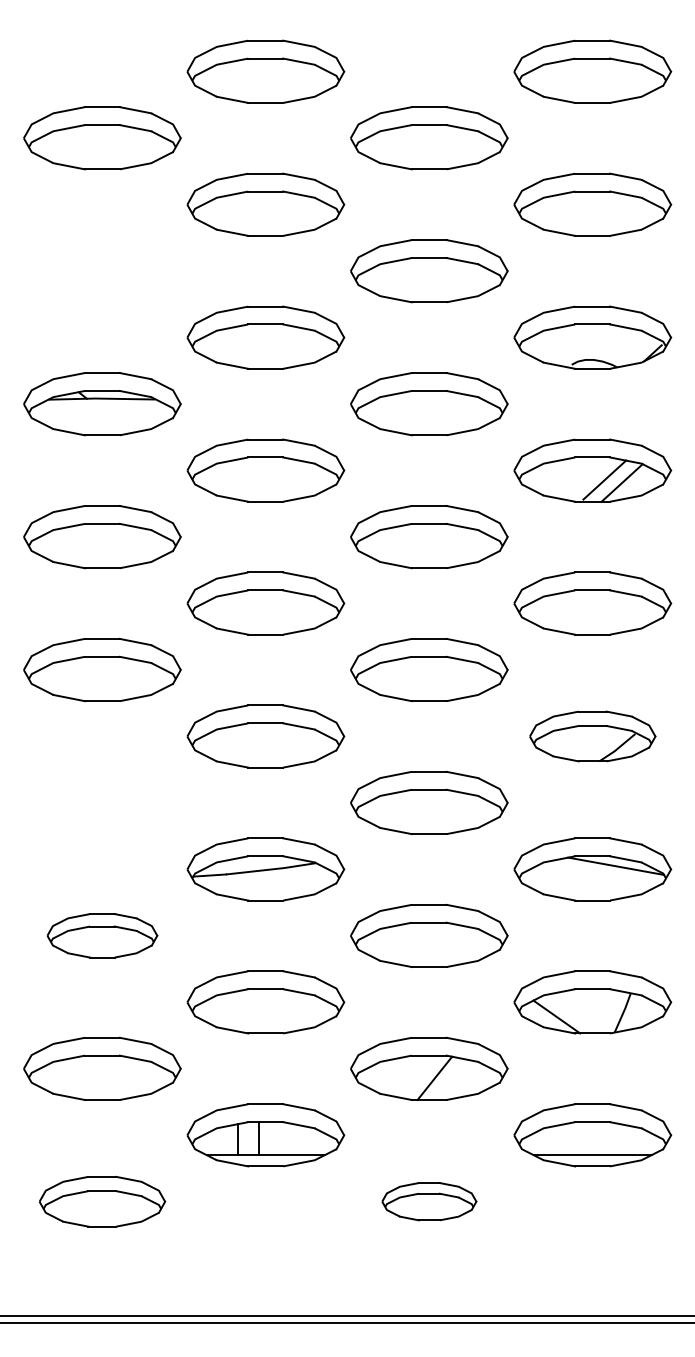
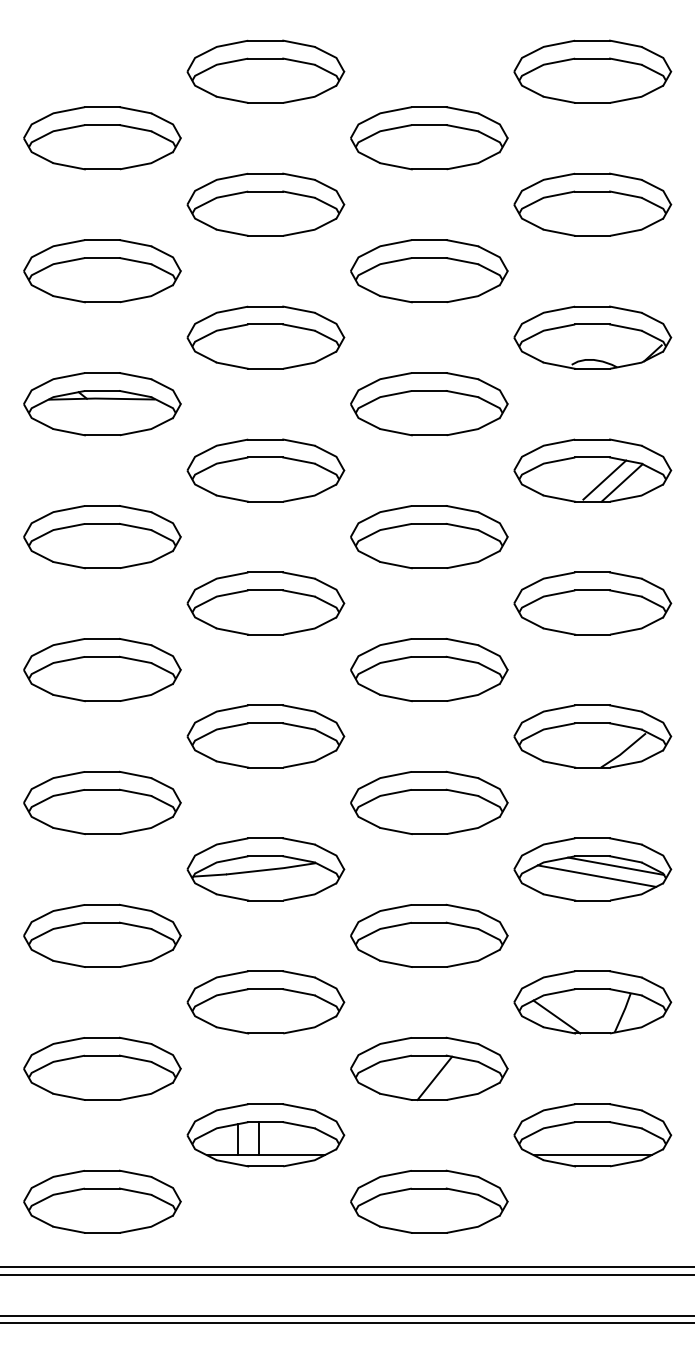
part: none -> present (102, 271)
part size: 128x53 px -> 160x65 px (592, 736)
part: none -> present (102, 802)
line: none -> present (596, 875)
part size: 113x46 px -> 159x65 px (102, 935)
part size: 128x52 px -> 159x65 px (102, 1201)
part size: 97x40 px -> 159x65 px (429, 1201)
line: none -> present (346, 1267)
line: none -> present (346, 1274)
